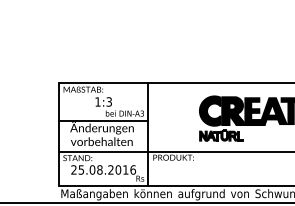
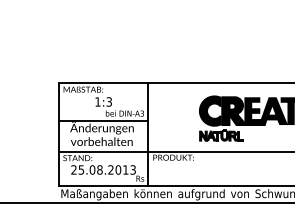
text: 25.08.2016 -> 25.08.2013 (133, 169)
